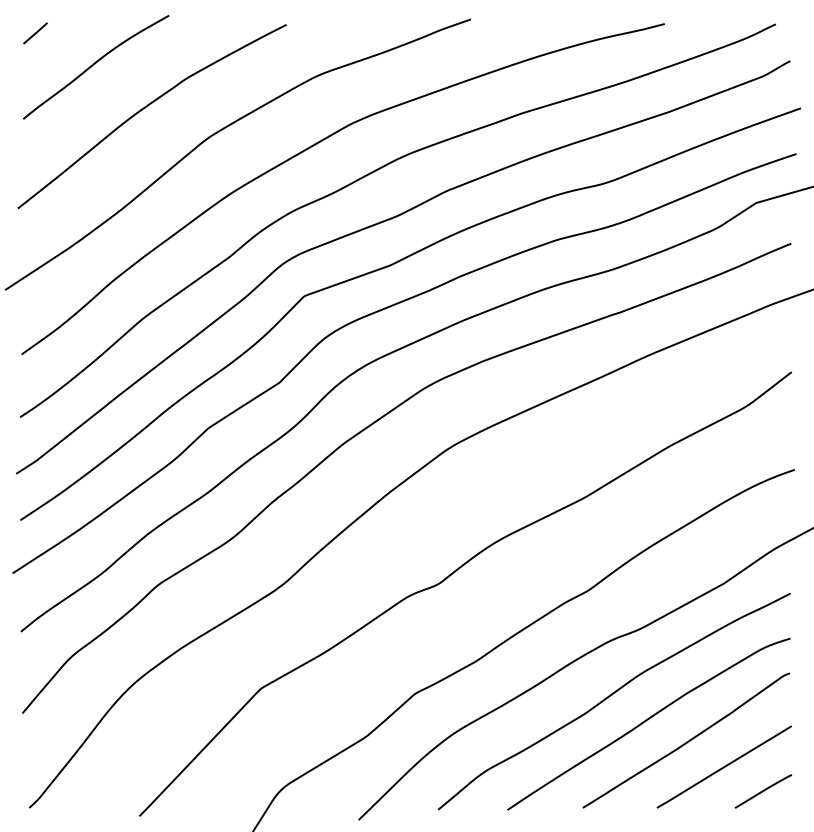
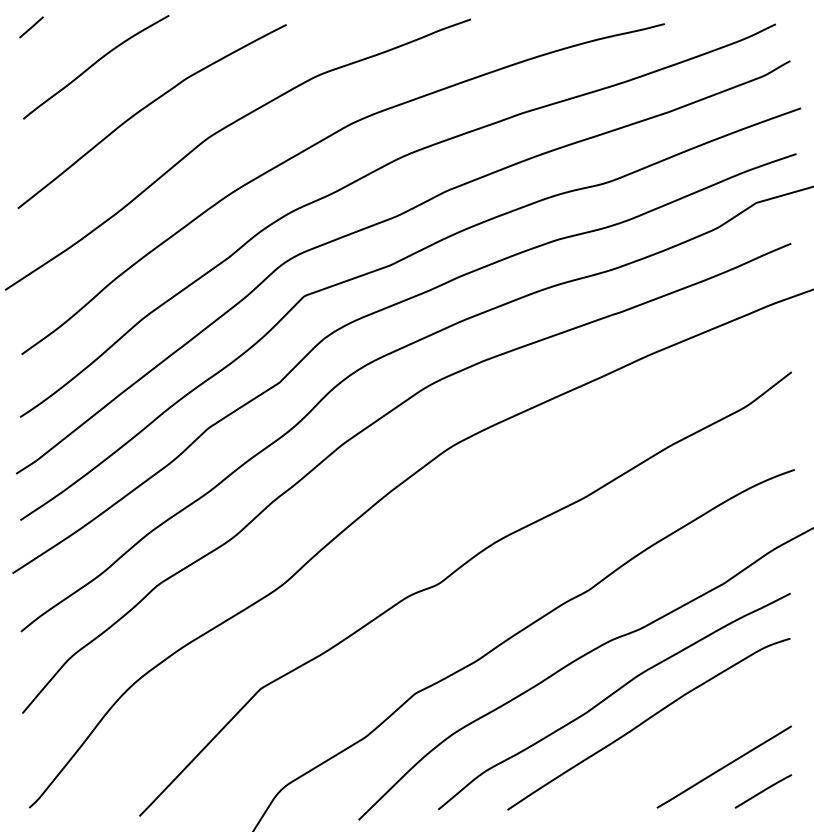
line position: (35, 33) -> (31, 27) (31, 27)
curve: present -> none (686, 741)
